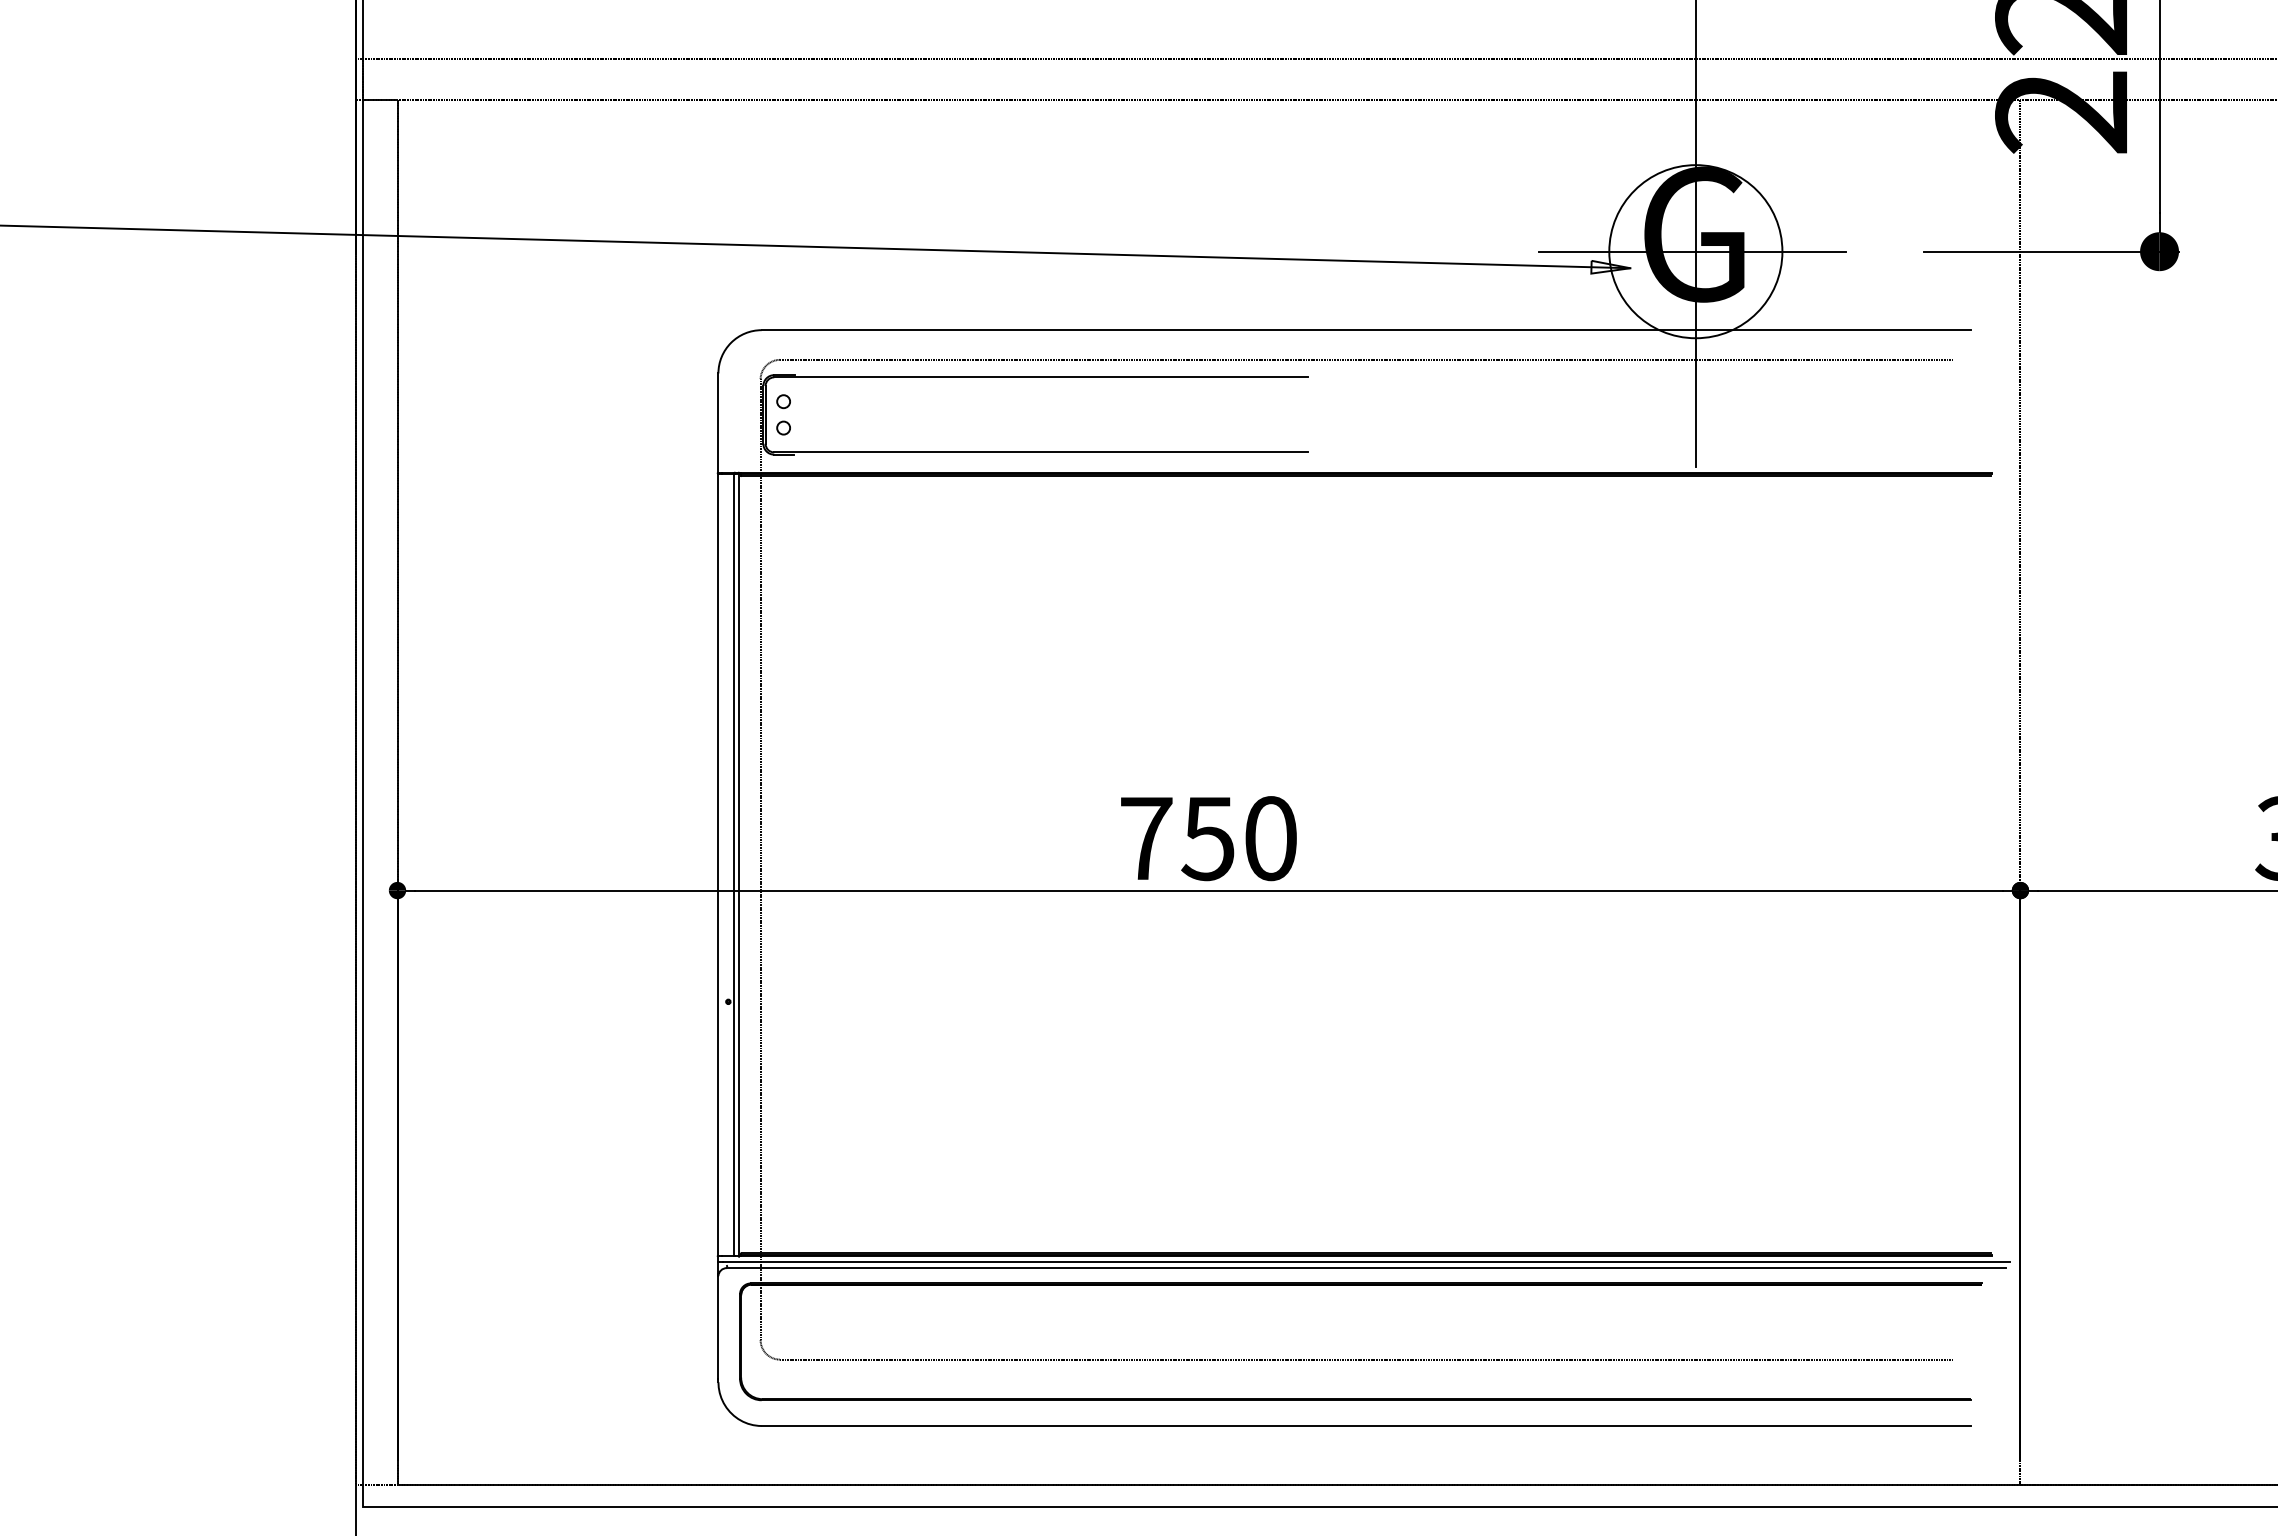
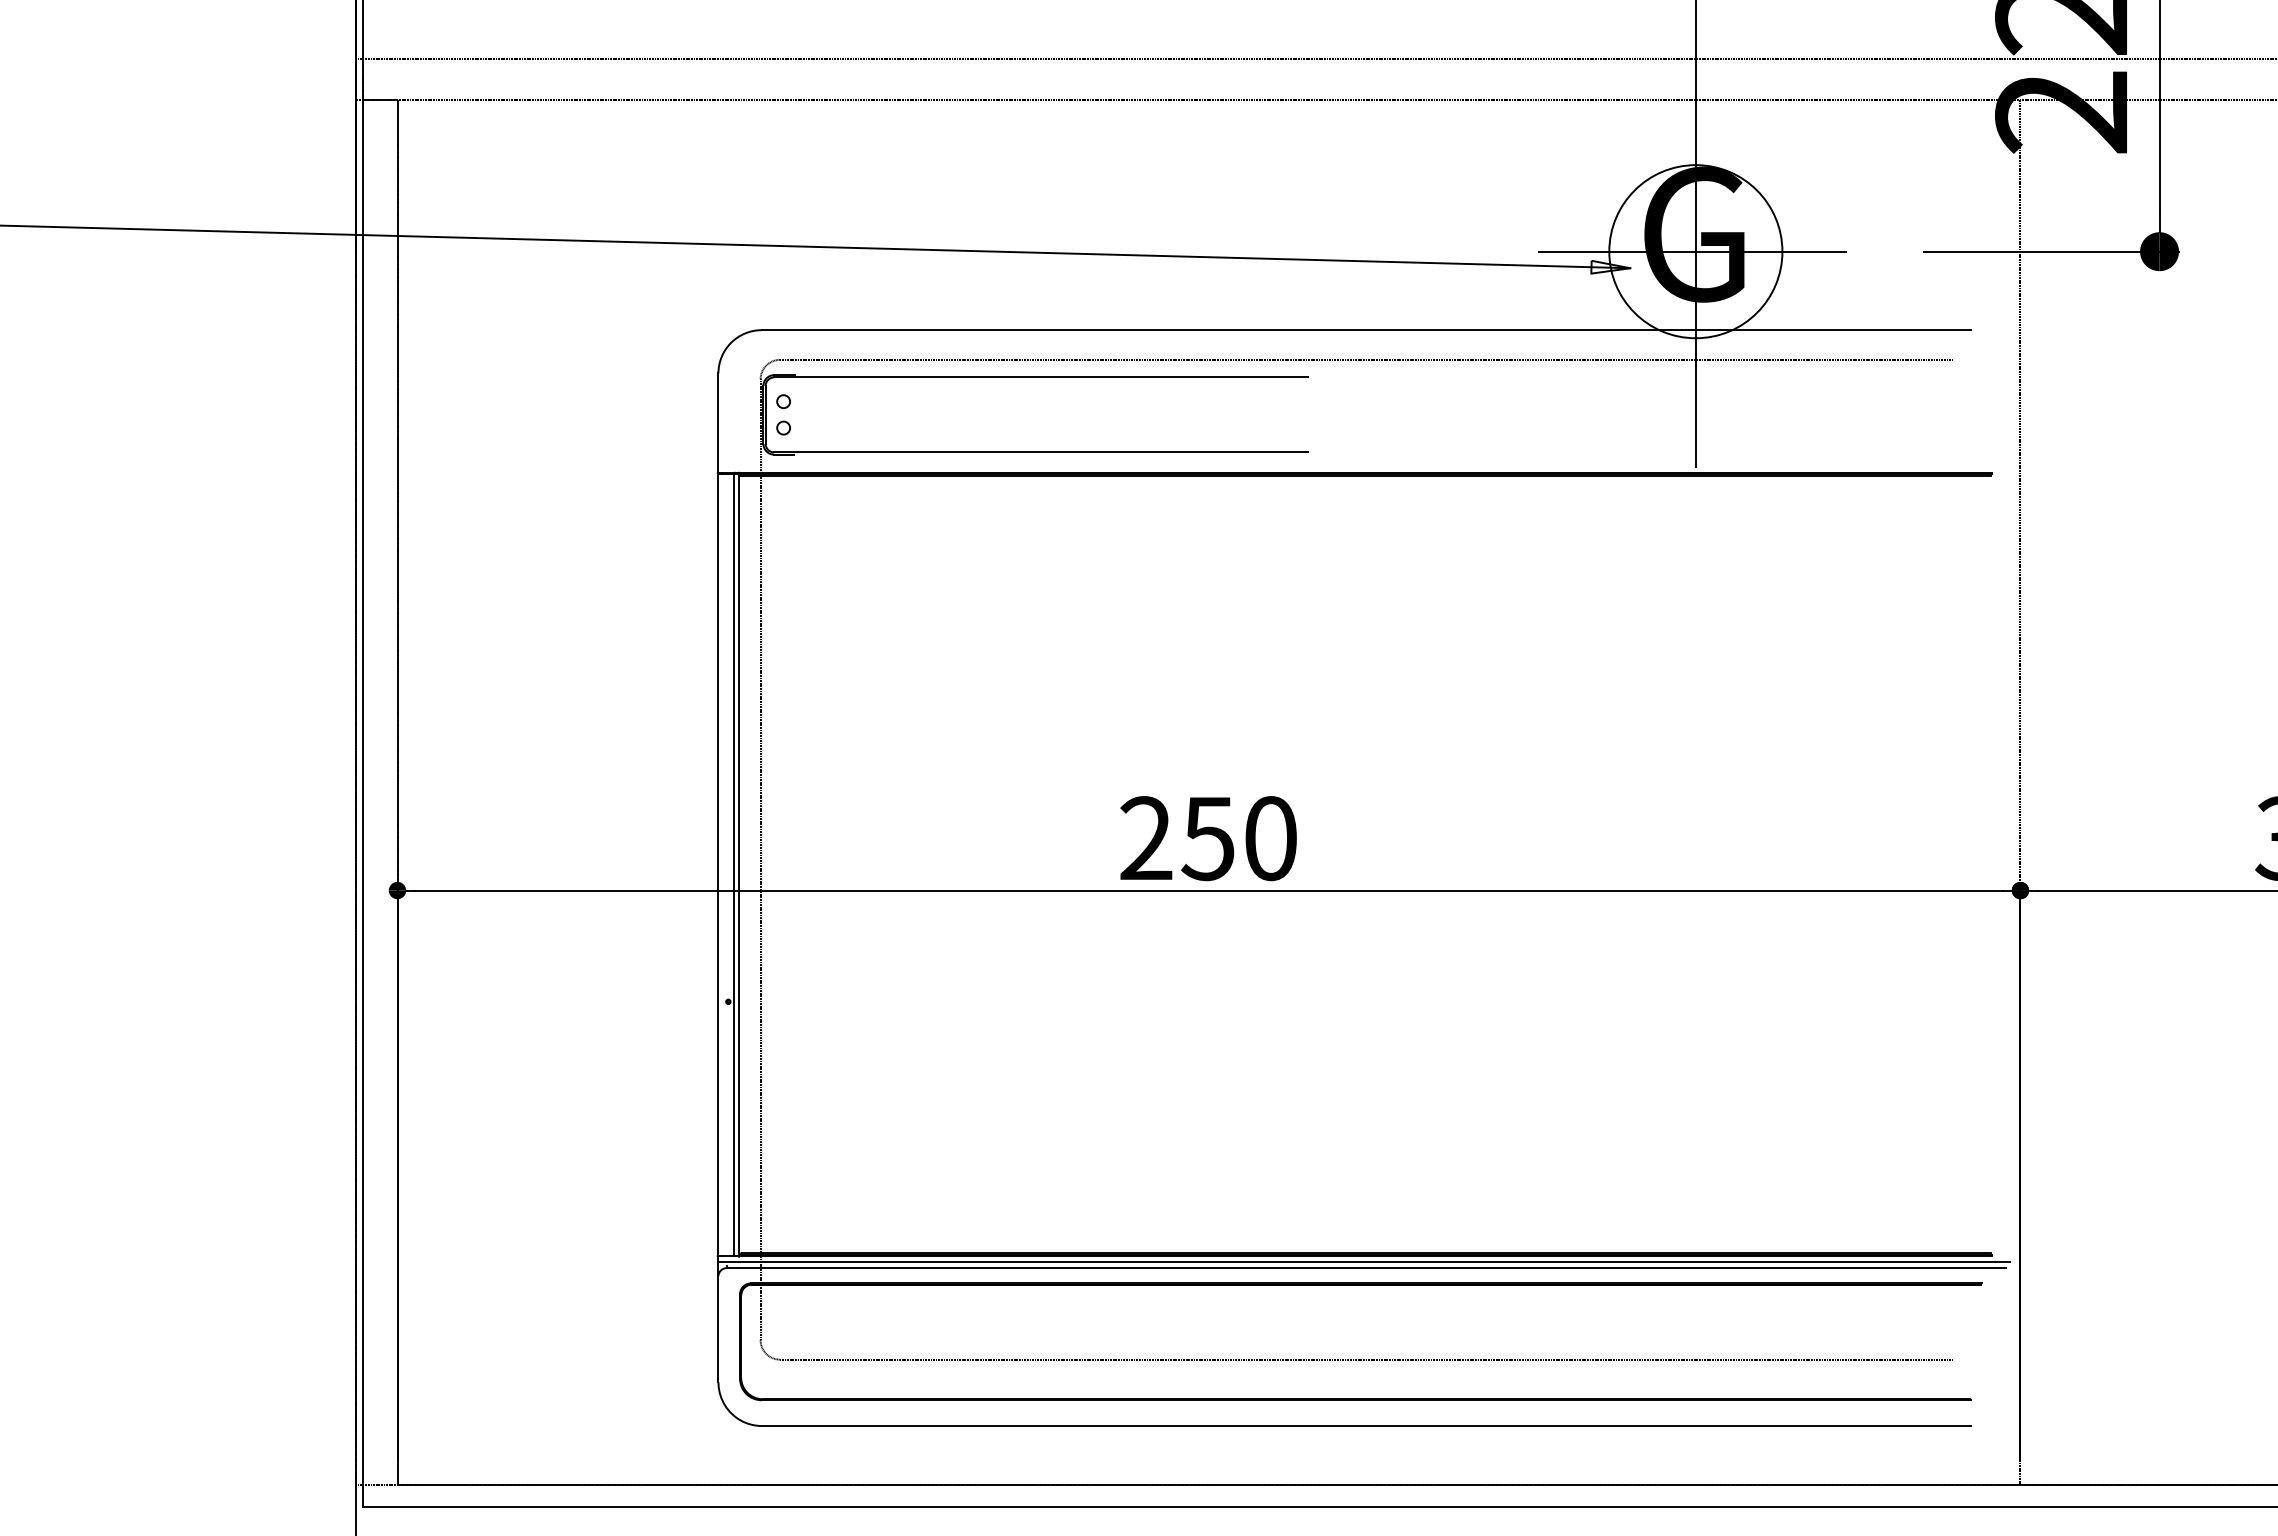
text: 750 -> 250 (1146, 837)
